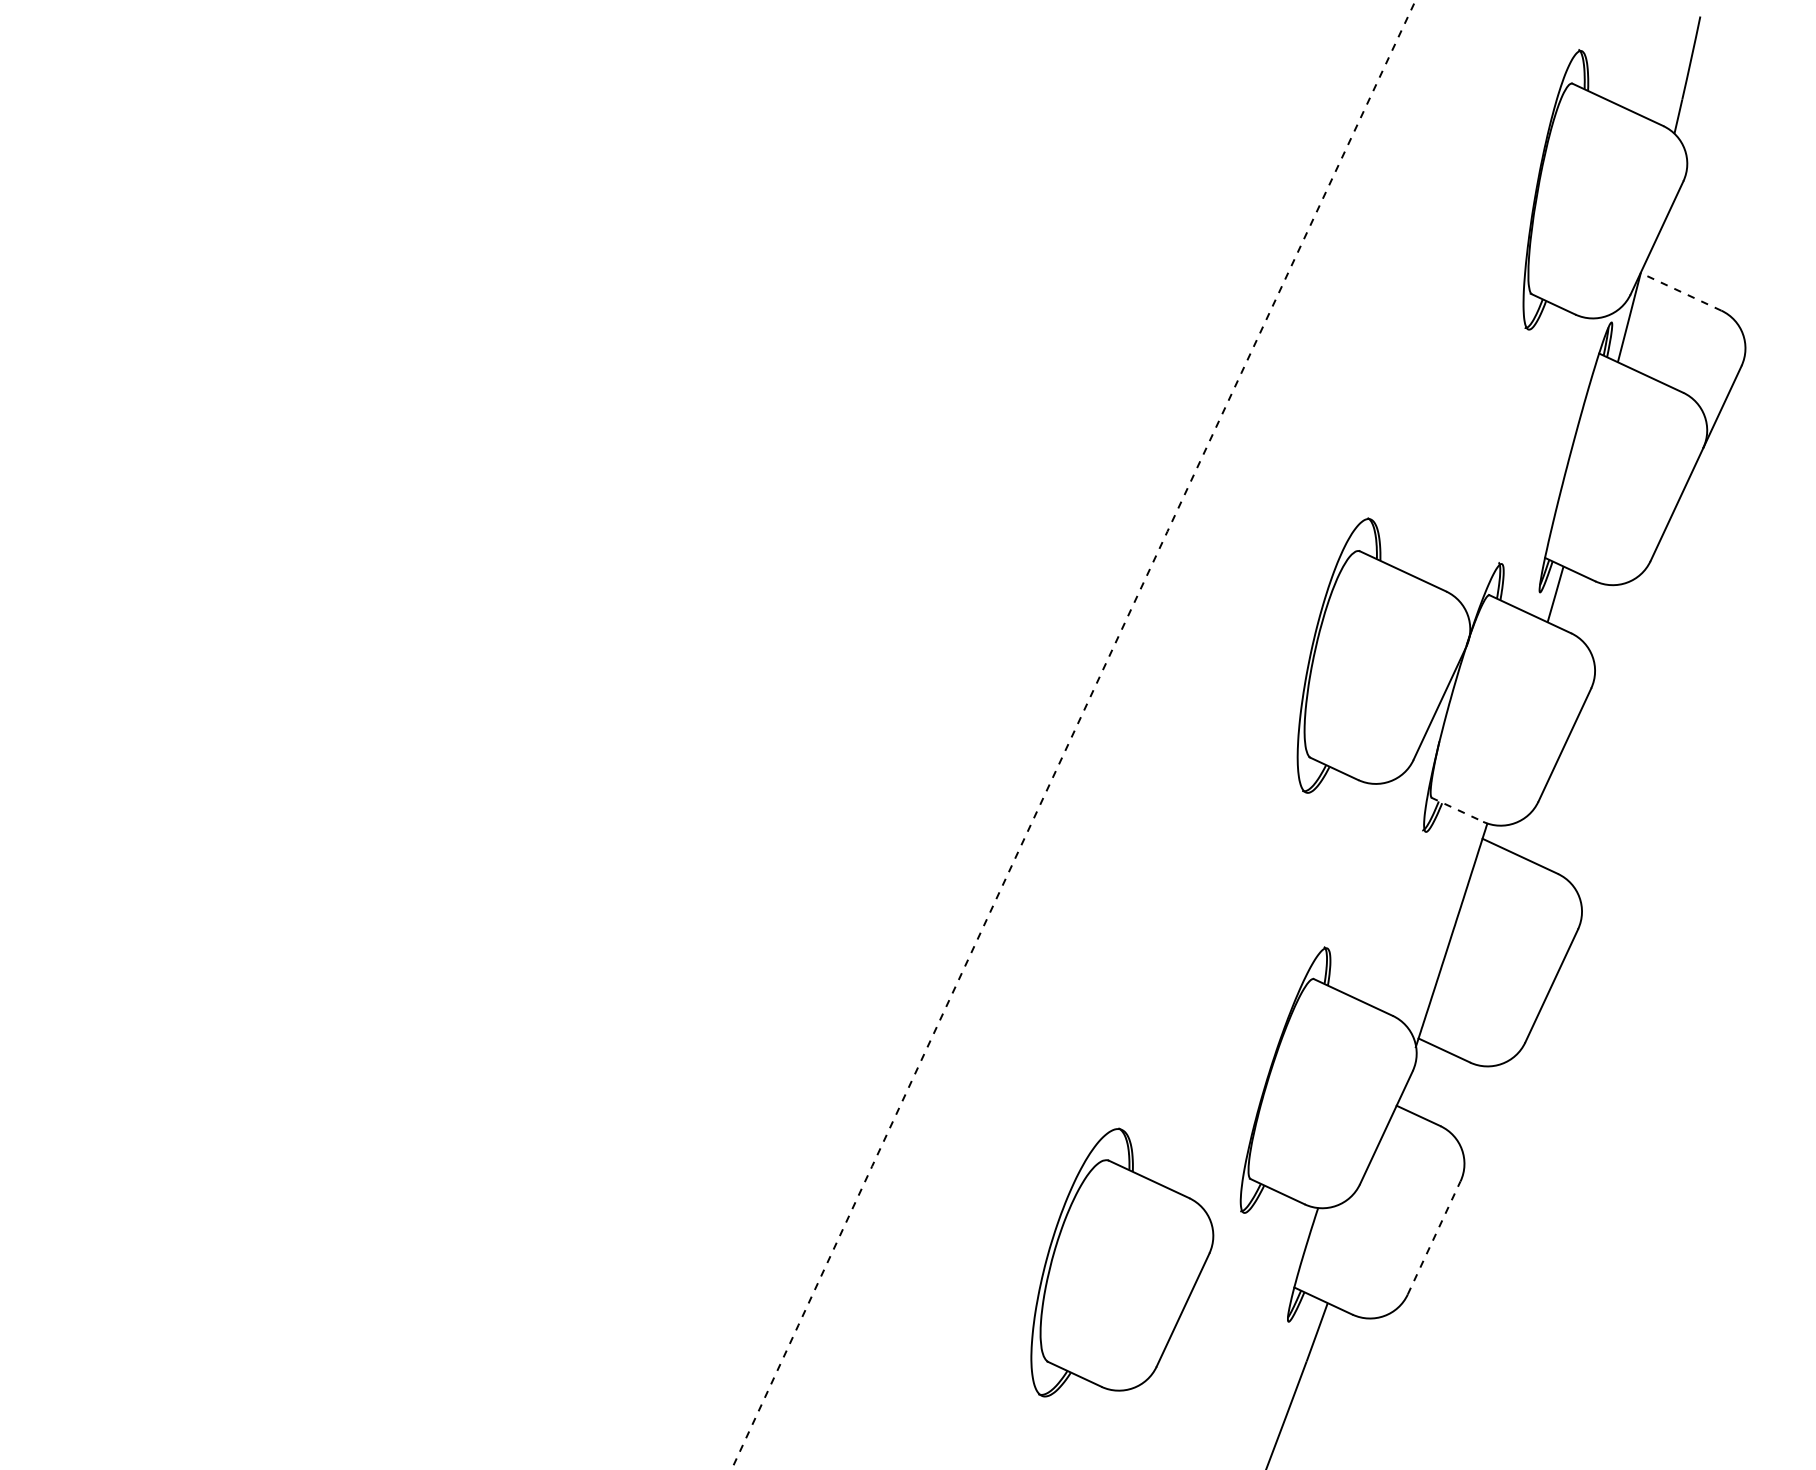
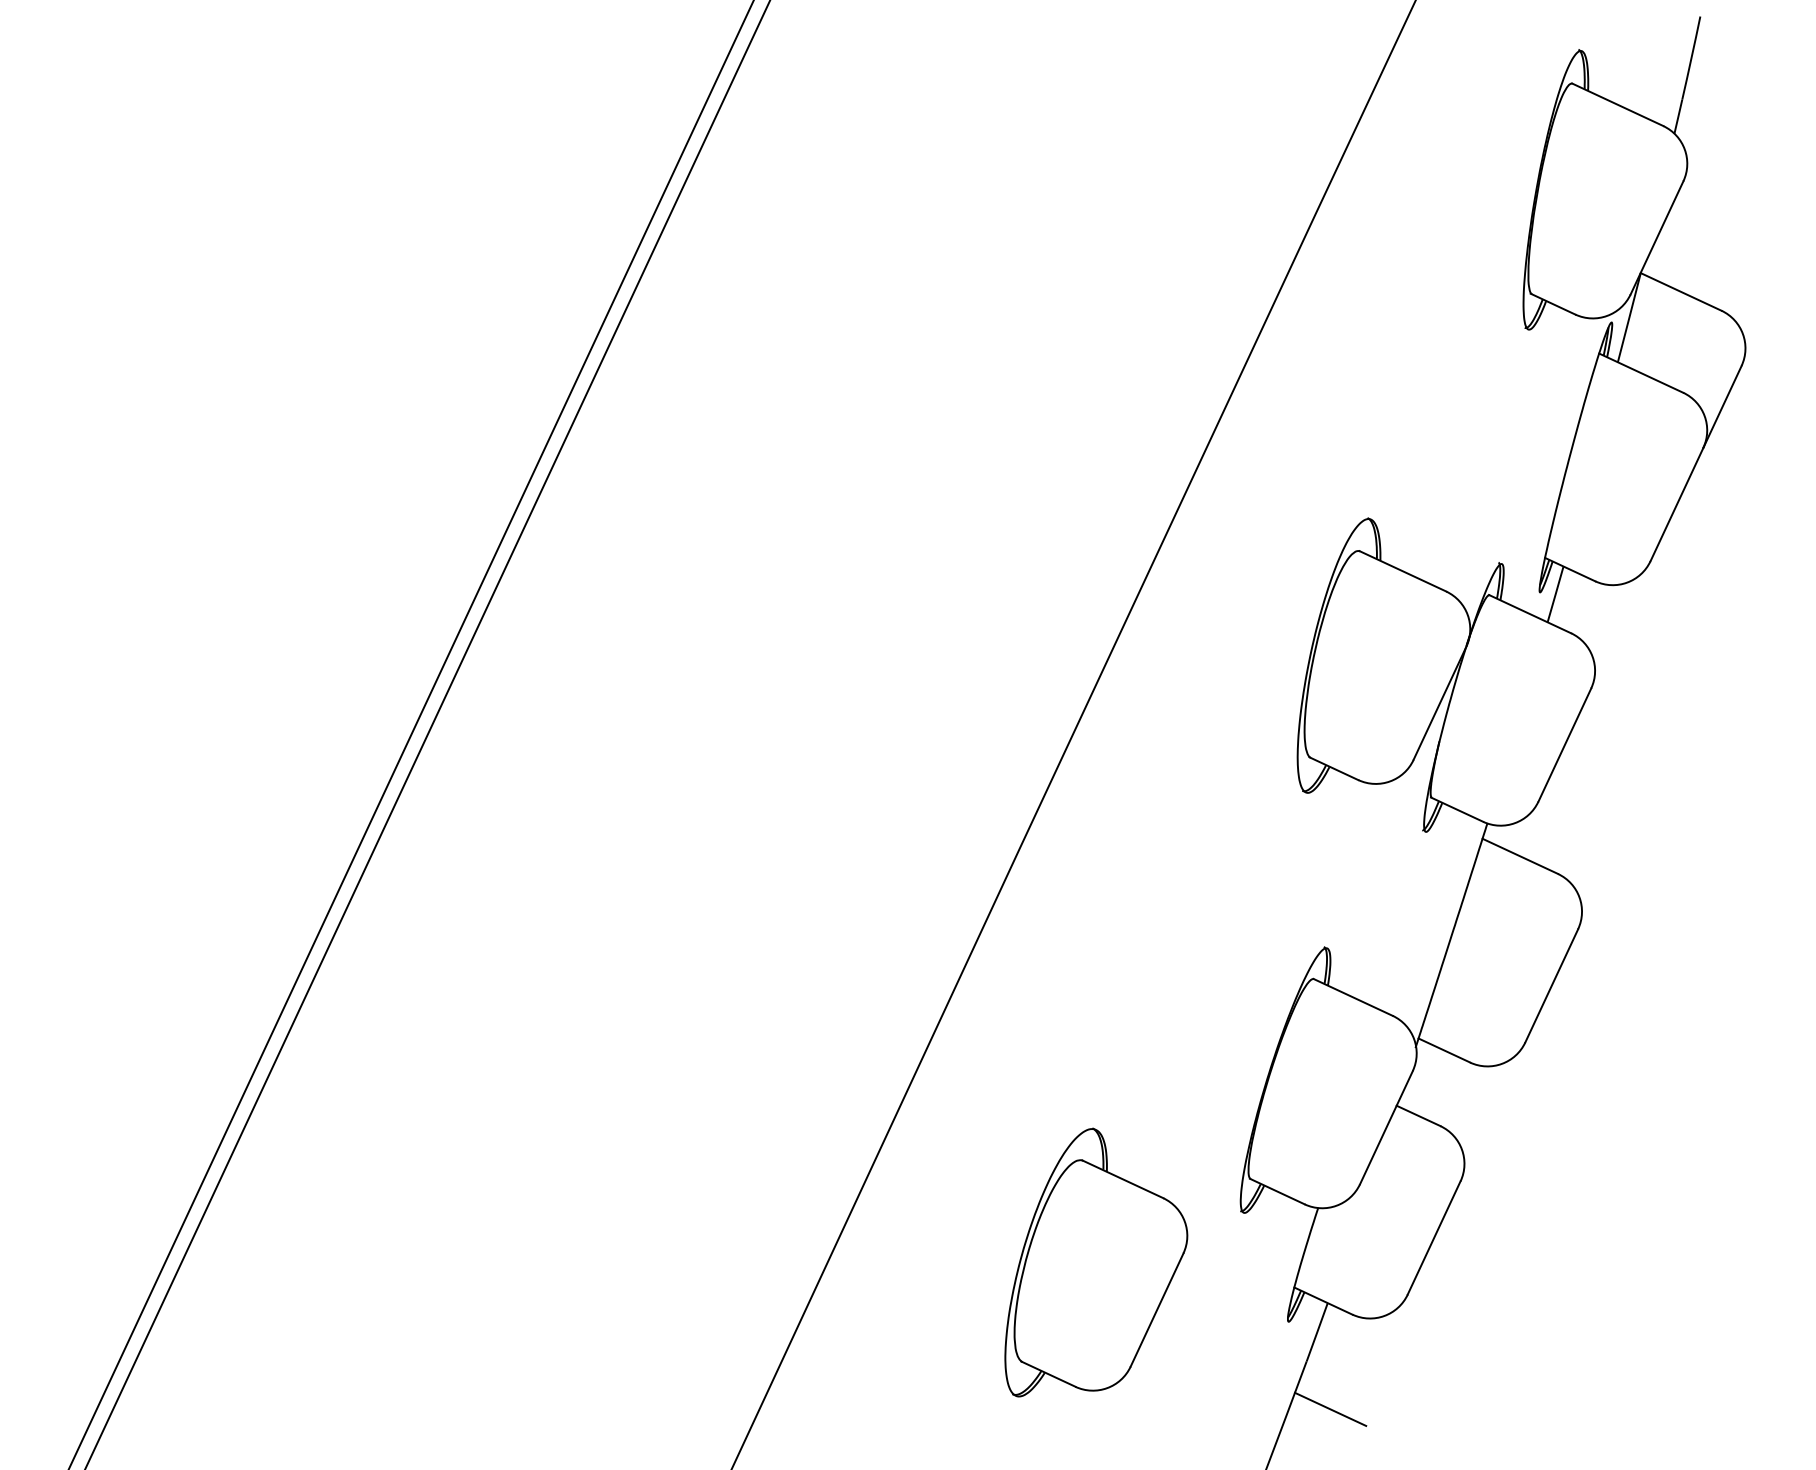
line: dashed -> solid (1681, 291)
line: none -> present (411, 734)
line: none -> present (427, 734)
arc: dashed -> solid (1072, 735)
line: dashed -> solid (1457, 809)
line: dashed -> solid (1434, 1237)
part position: (1122, 1262) -> (1096, 1262) (1096, 1262)
line: none -> present (1330, 1408)
